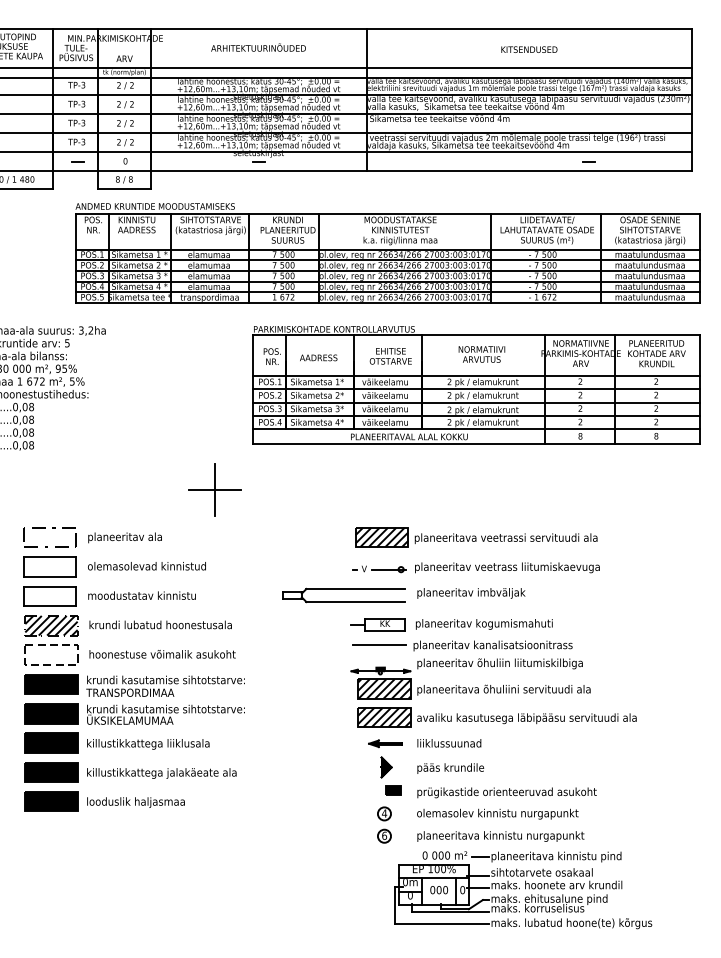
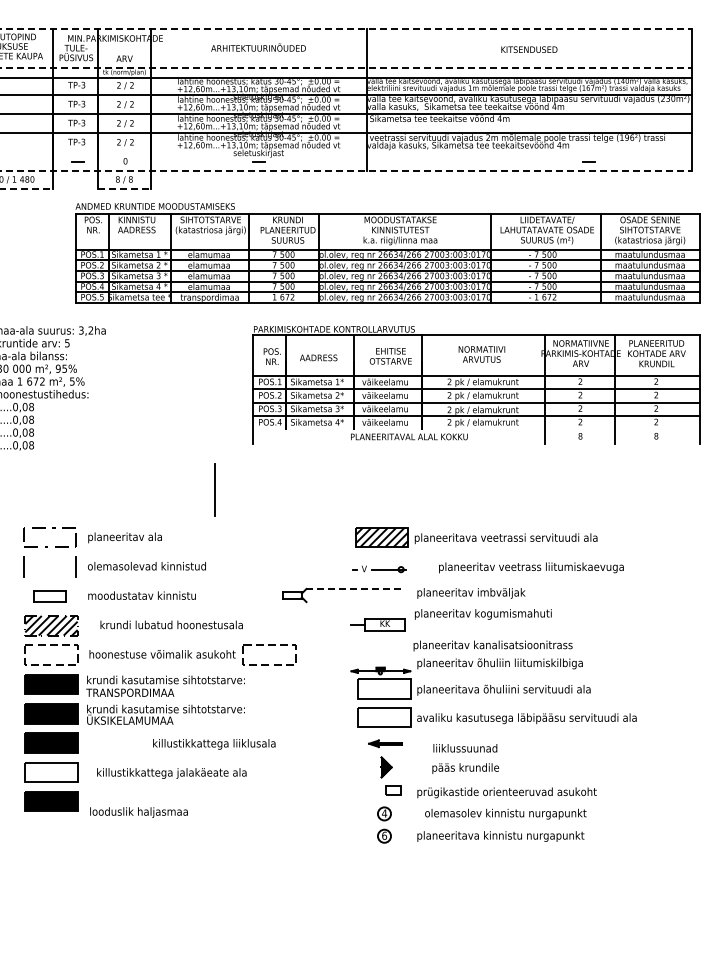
line: solid -> dashed (346, 28)
line: solid -> dashed (346, 68)
line: present -> none (346, 152)
line: solid -> dashed (346, 171)
line: solid -> dashed (27, 188)
line: solid -> dashed (124, 188)
line: present -> none (476, 429)
line: present -> none (476, 443)
line: present -> none (214, 489)
line: present -> none (50, 557)
text position: (507, 567) -> (531, 567) (531, 567)
line: present -> none (50, 576)
line: solid -> dashed (356, 588)
part size: 54x21 px -> 34x13 px (49, 596)
line: present -> none (355, 602)
text position: (160, 624) -> (171, 624) (171, 624)
text position: (484, 624) -> (483, 614) (483, 614)
part: none -> present (269, 645)
line: present -> none (378, 645)
hatch: present -> none (384, 688)
hatch: present -> none (384, 717)
text position: (449, 743) -> (465, 748) (465, 748)
text position: (148, 744) -> (214, 744) (214, 744)
text position: (450, 768) -> (465, 768) (465, 768)
fill: present -> none (51, 771)
text position: (161, 773) -> (171, 773) (171, 773)
fill: present -> none (393, 790)
text position: (135, 802) -> (138, 812) (138, 812)
text position: (497, 813) -> (505, 813) (505, 813)
part: present -> none (523, 890)
